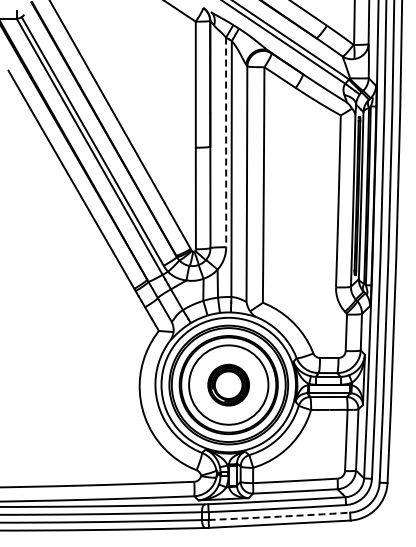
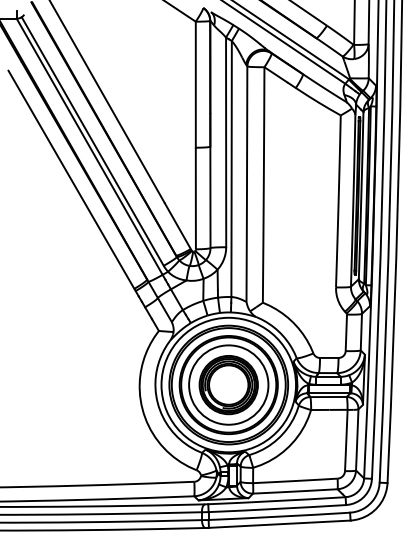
line: dashed -> solid (226, 142)
part size: 43x44 px -> 61x61 px (228, 385)
arc: dashed -> solid (279, 516)
